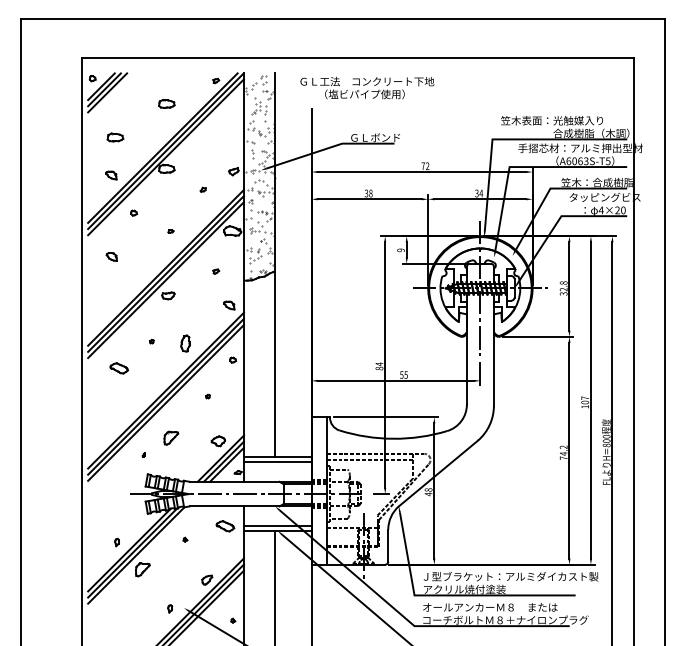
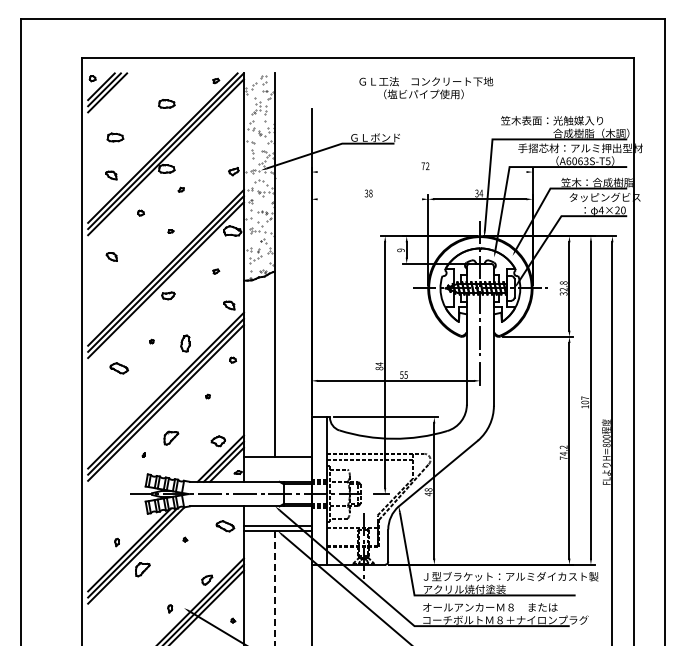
text position: (367, 87) -> (426, 87) (426, 87)
line: present -> none (421, 172)
part position: (202, 189) -> (180, 189) (180, 189)
line: present -> none (369, 199)
part position: (133, 212) -> (140, 212) (140, 212)
line: present -> none (277, 461)
line: solid -> dashed (274, 588)
